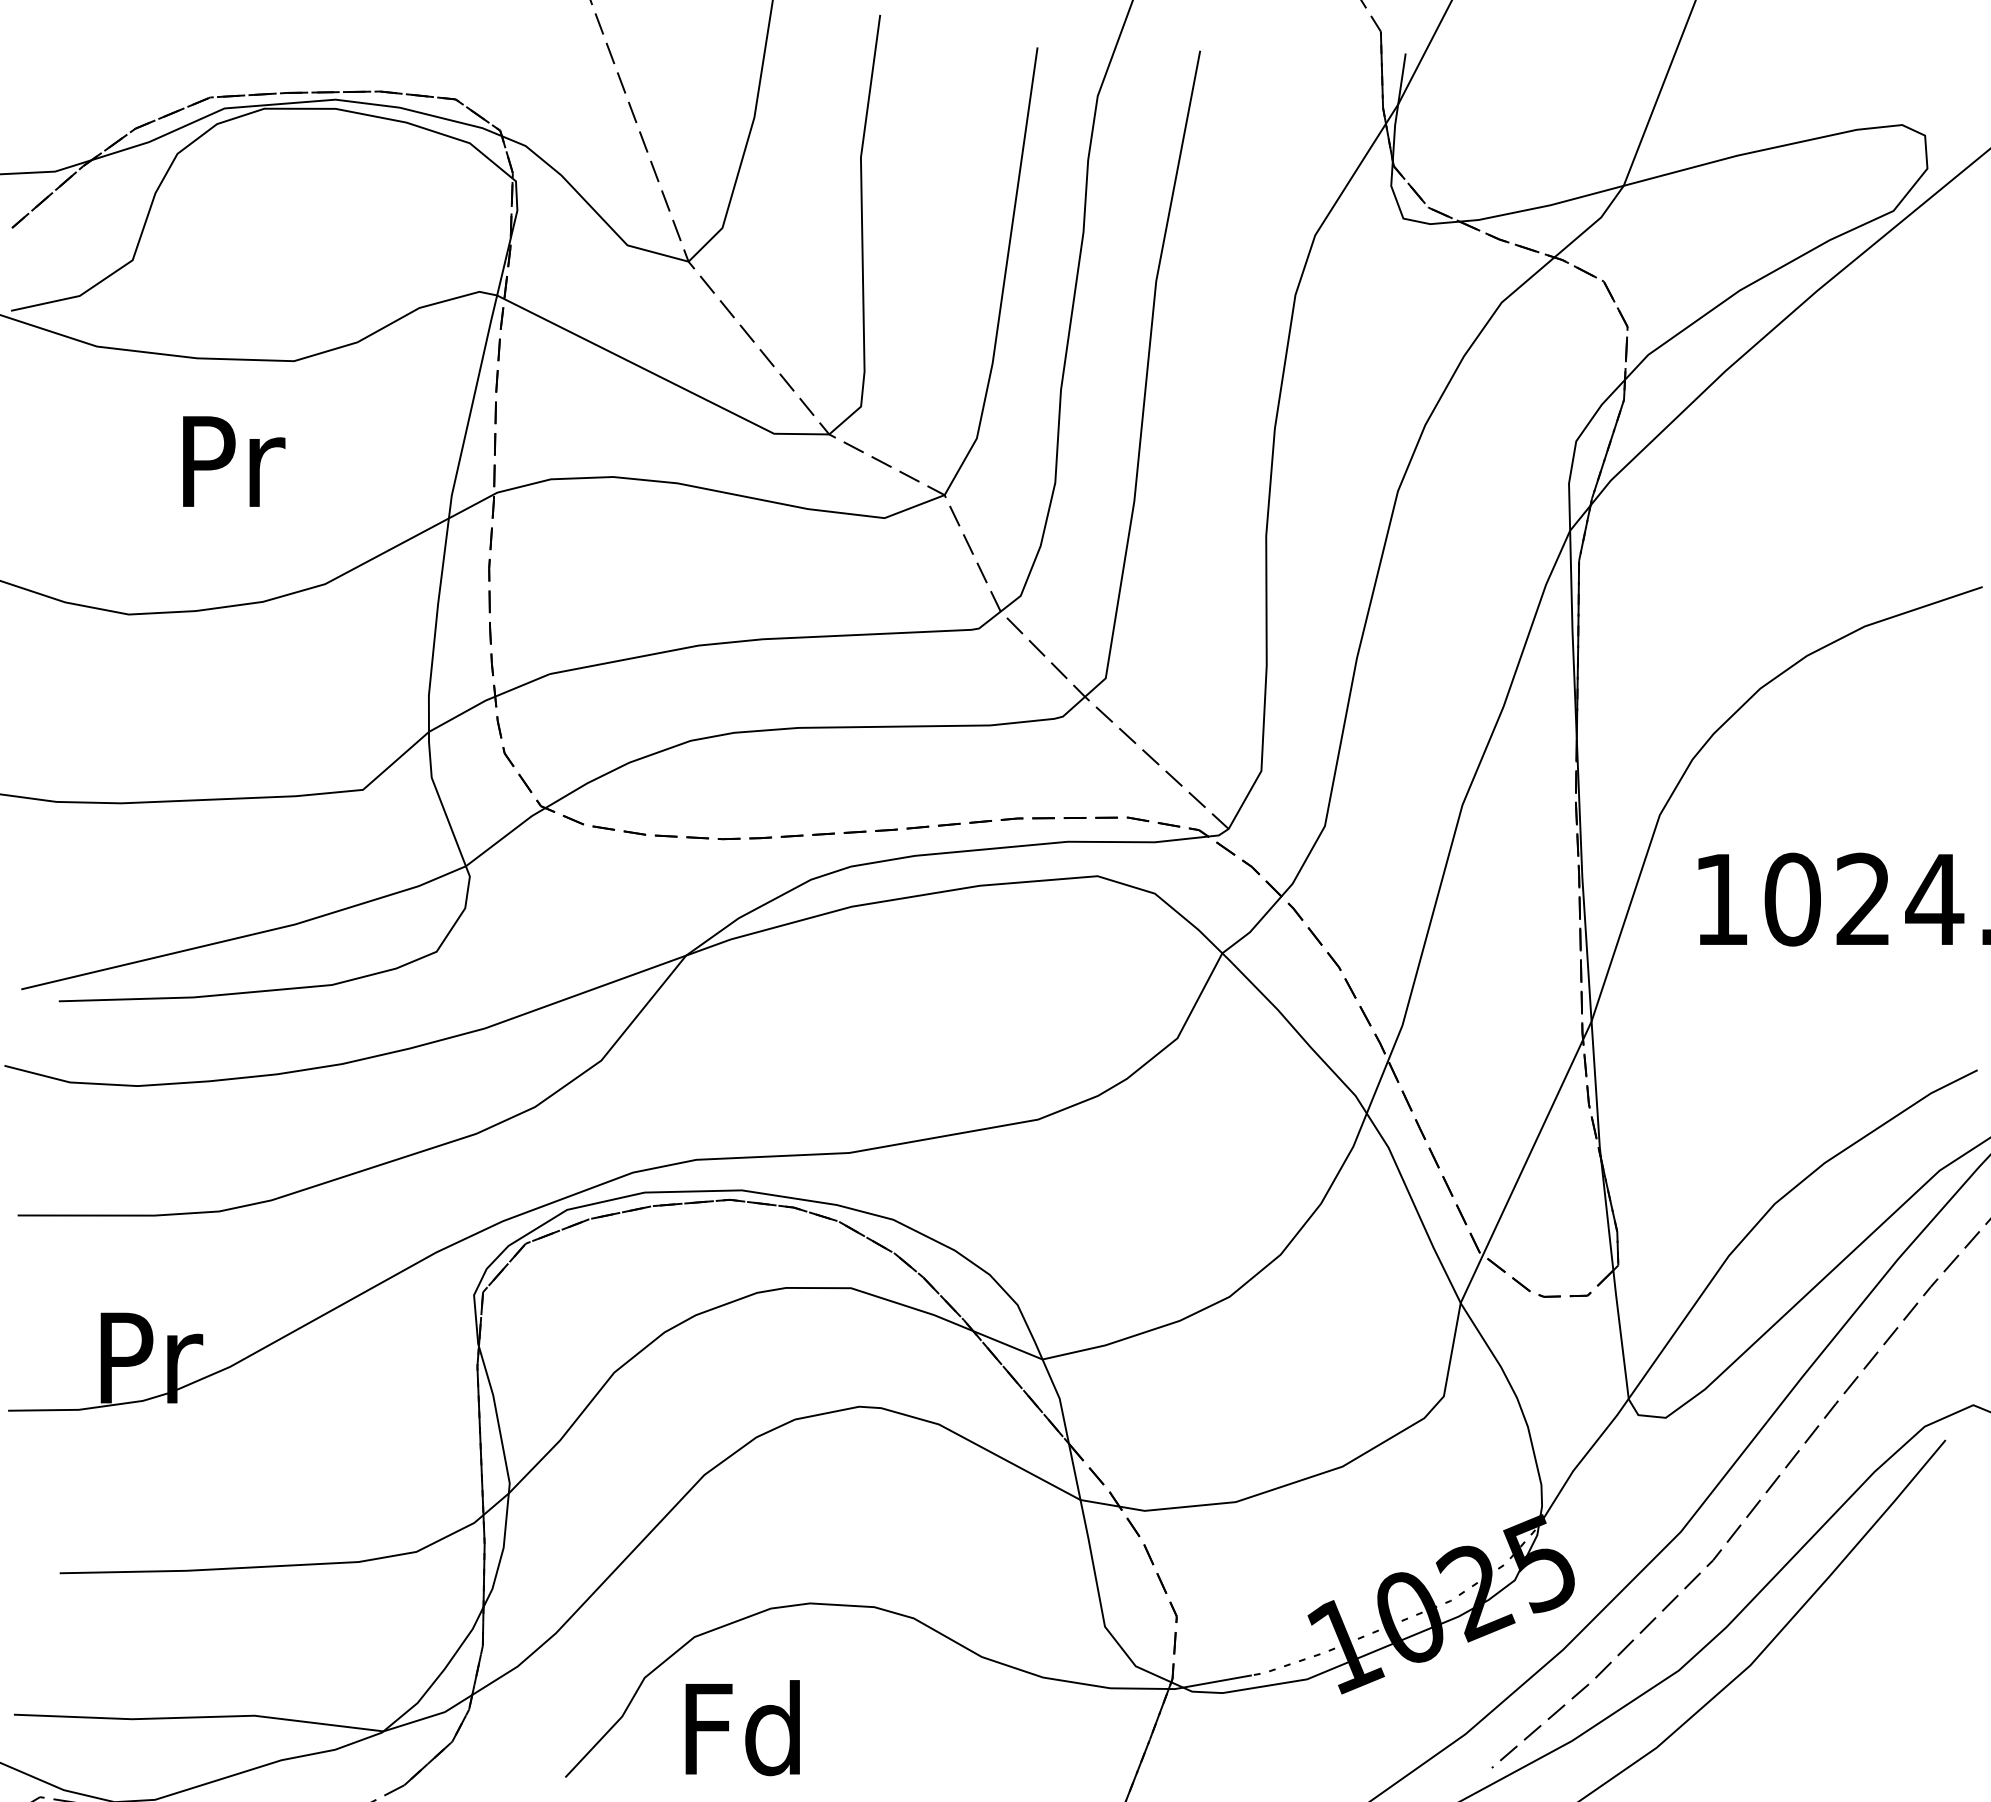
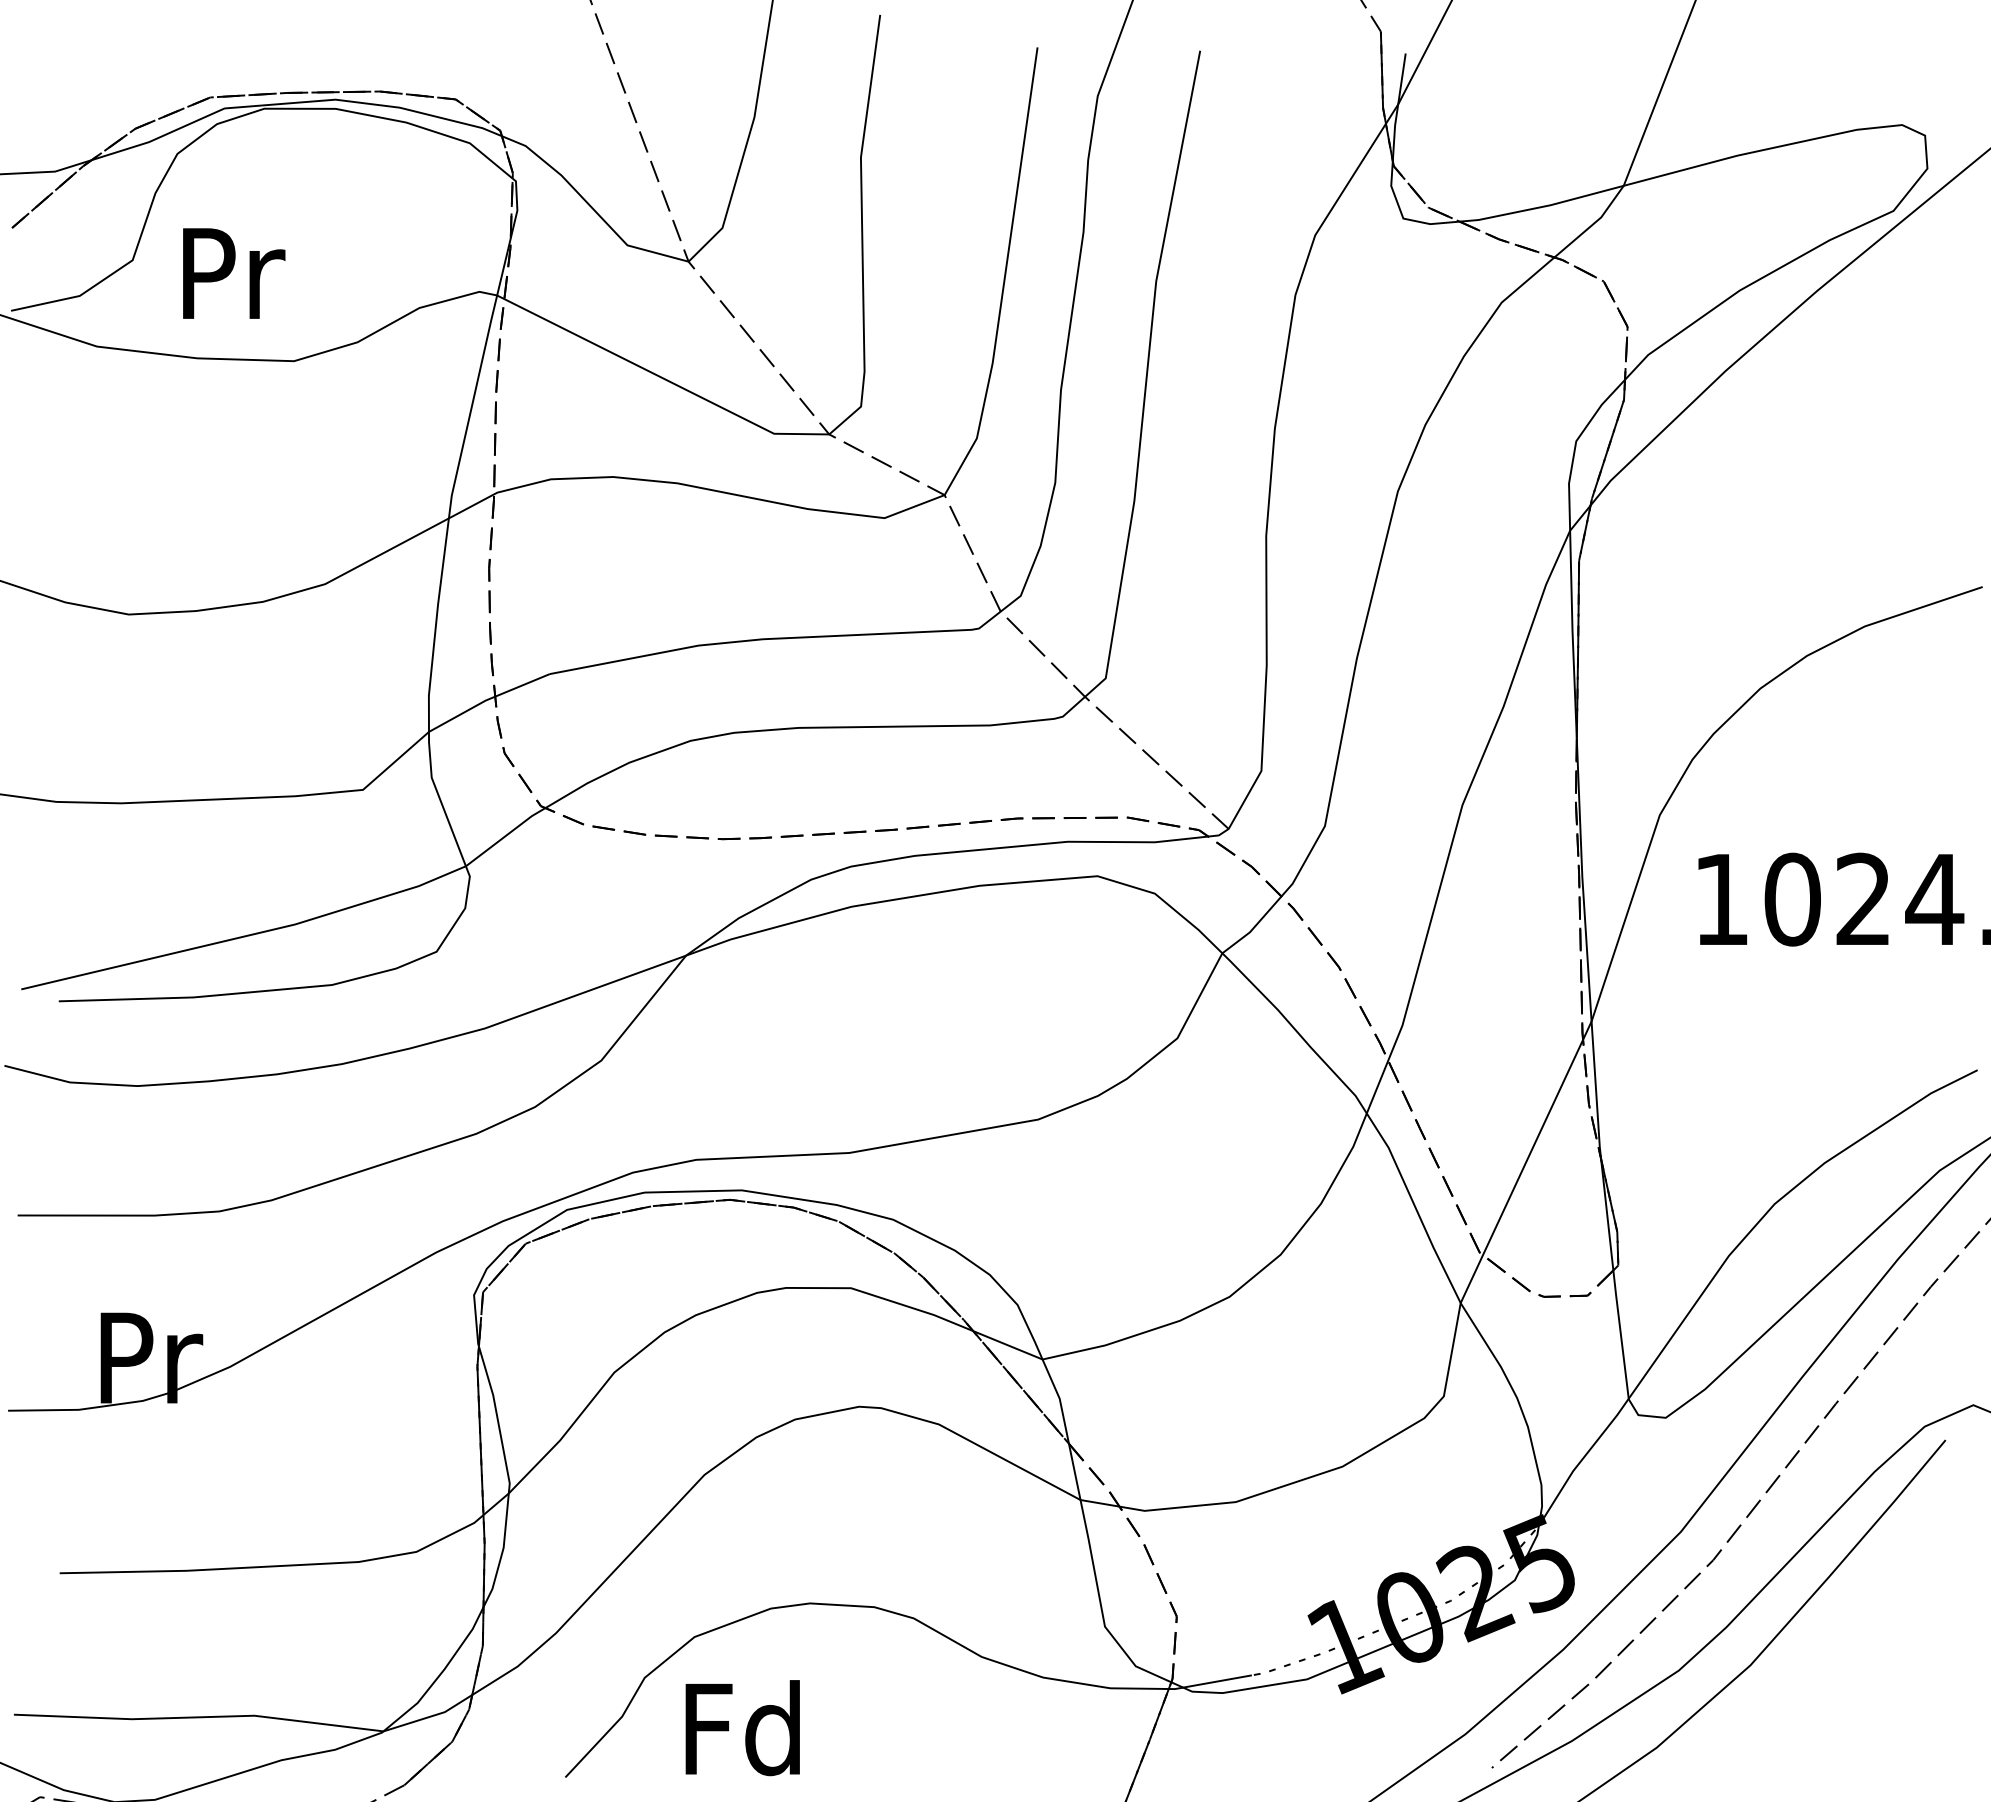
text position: (234, 461) -> (234, 273) (234, 273)
